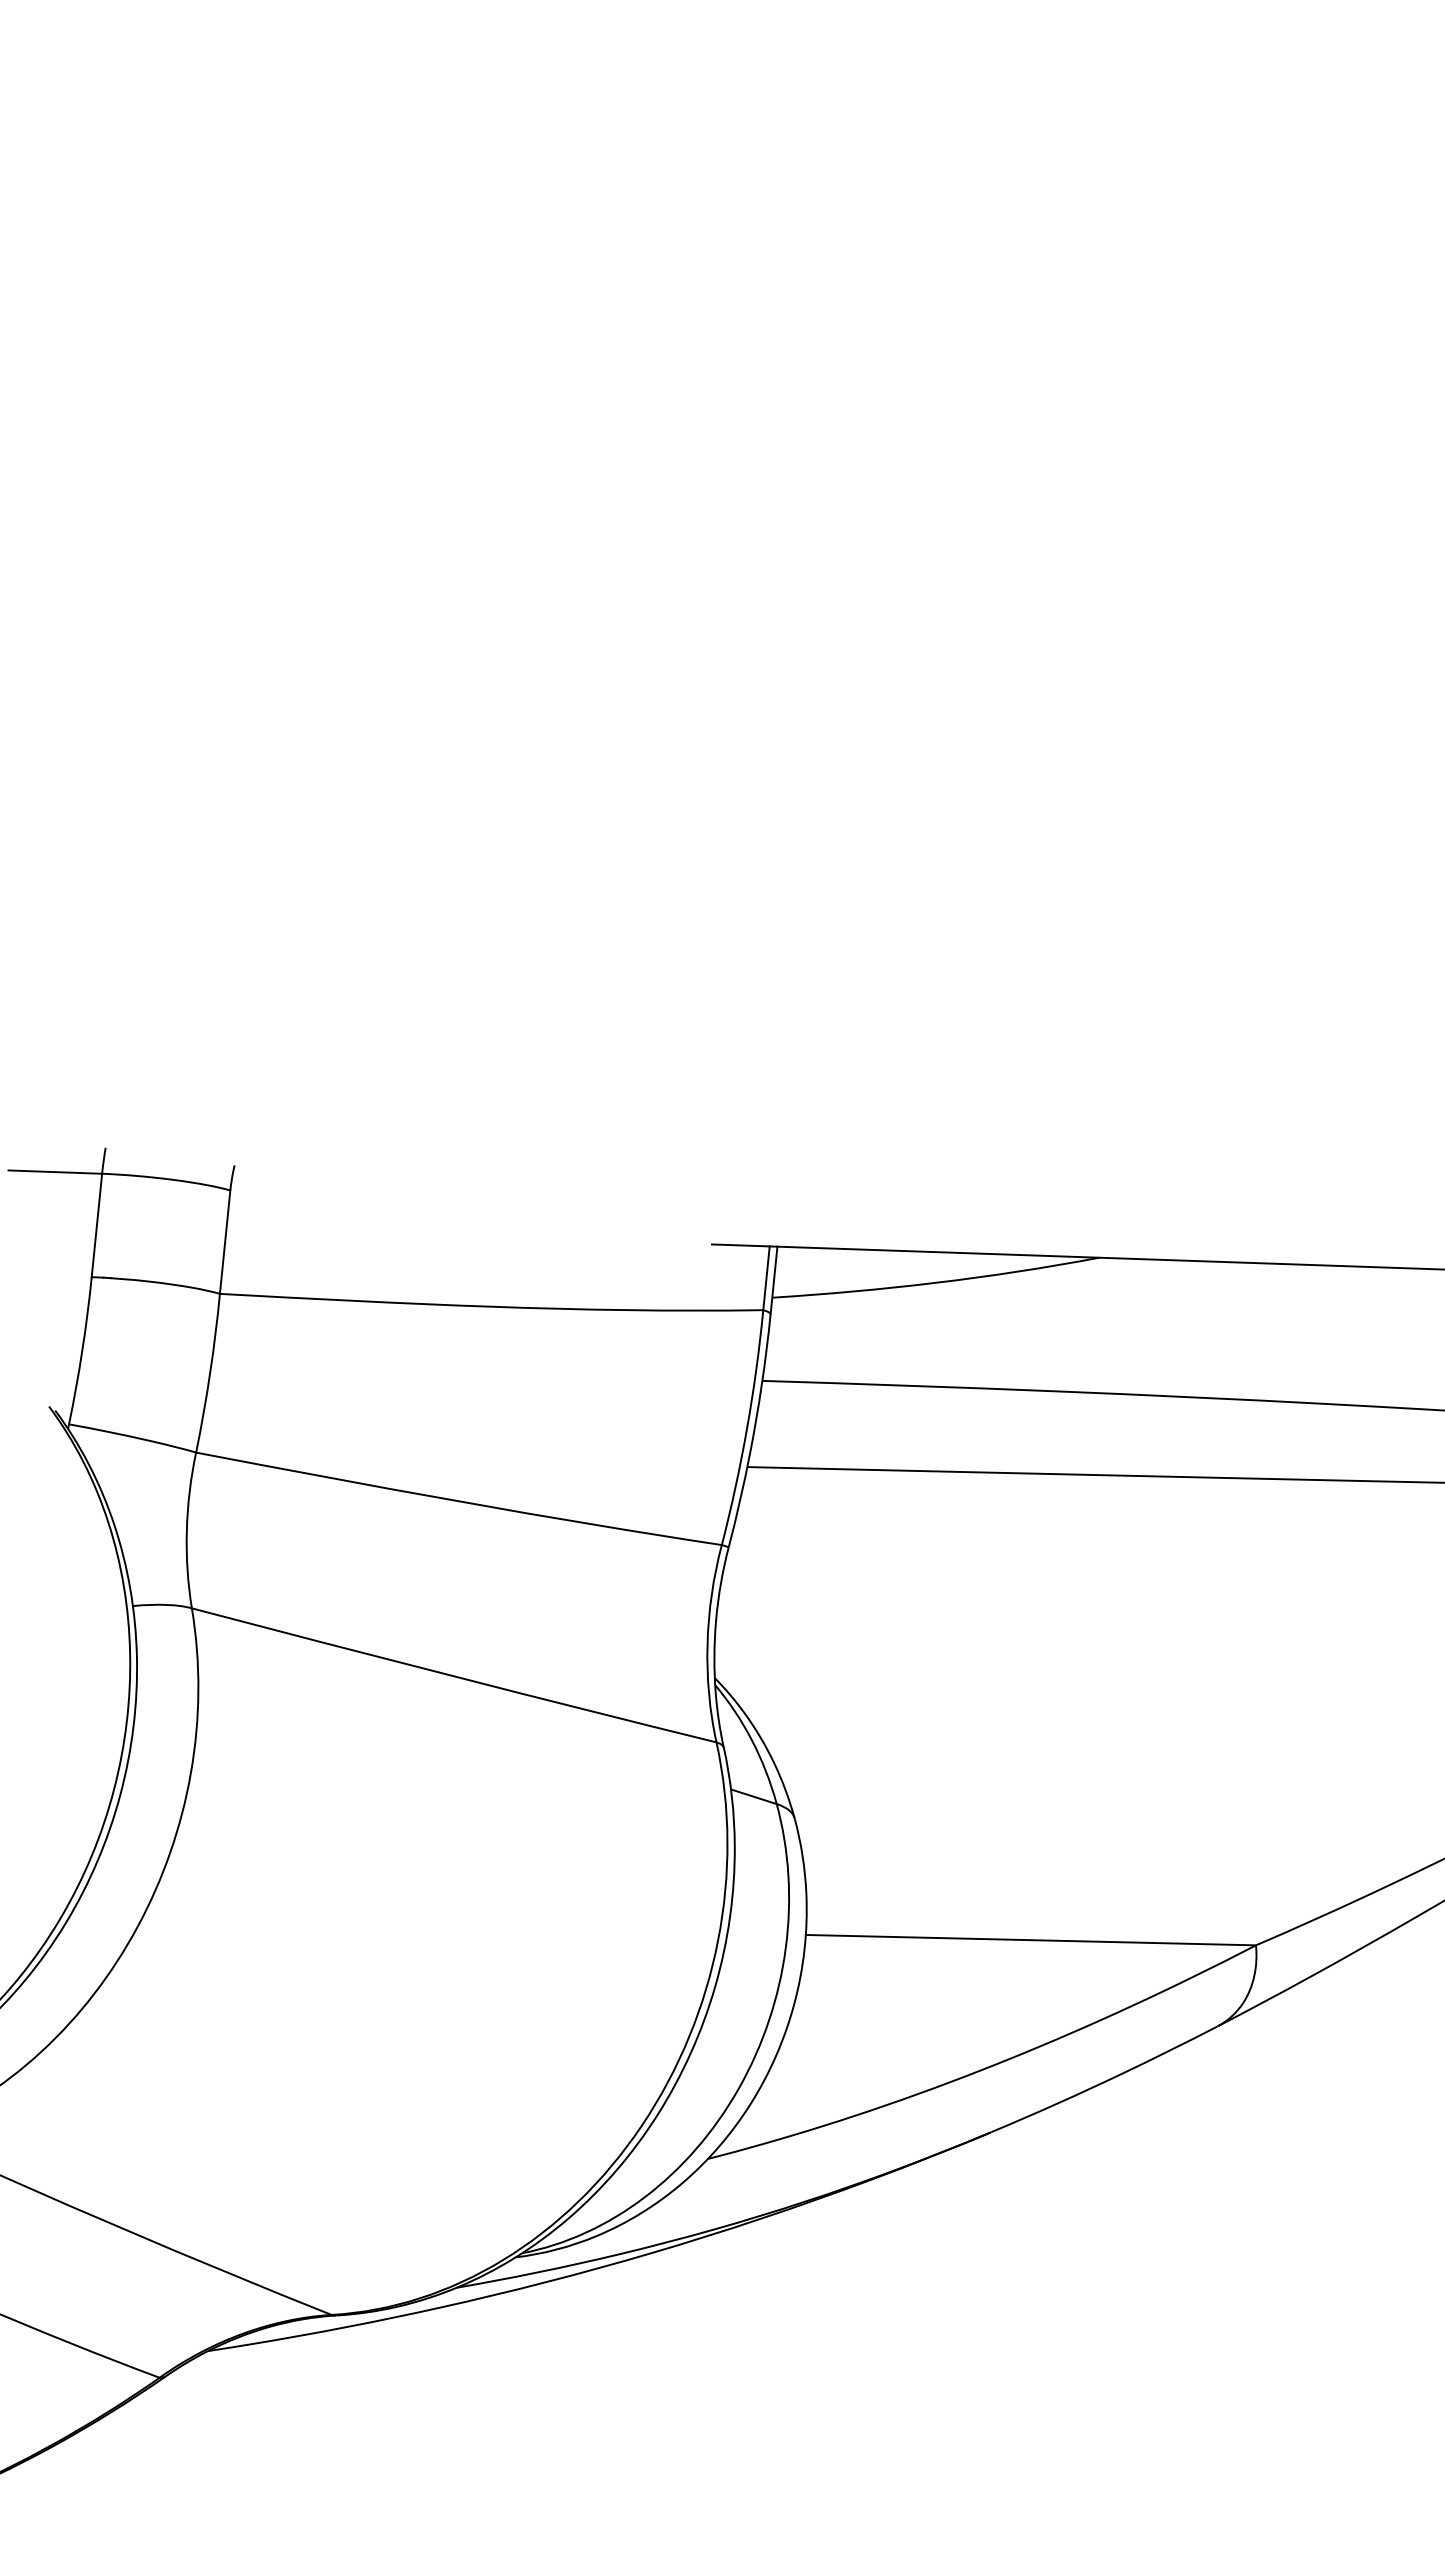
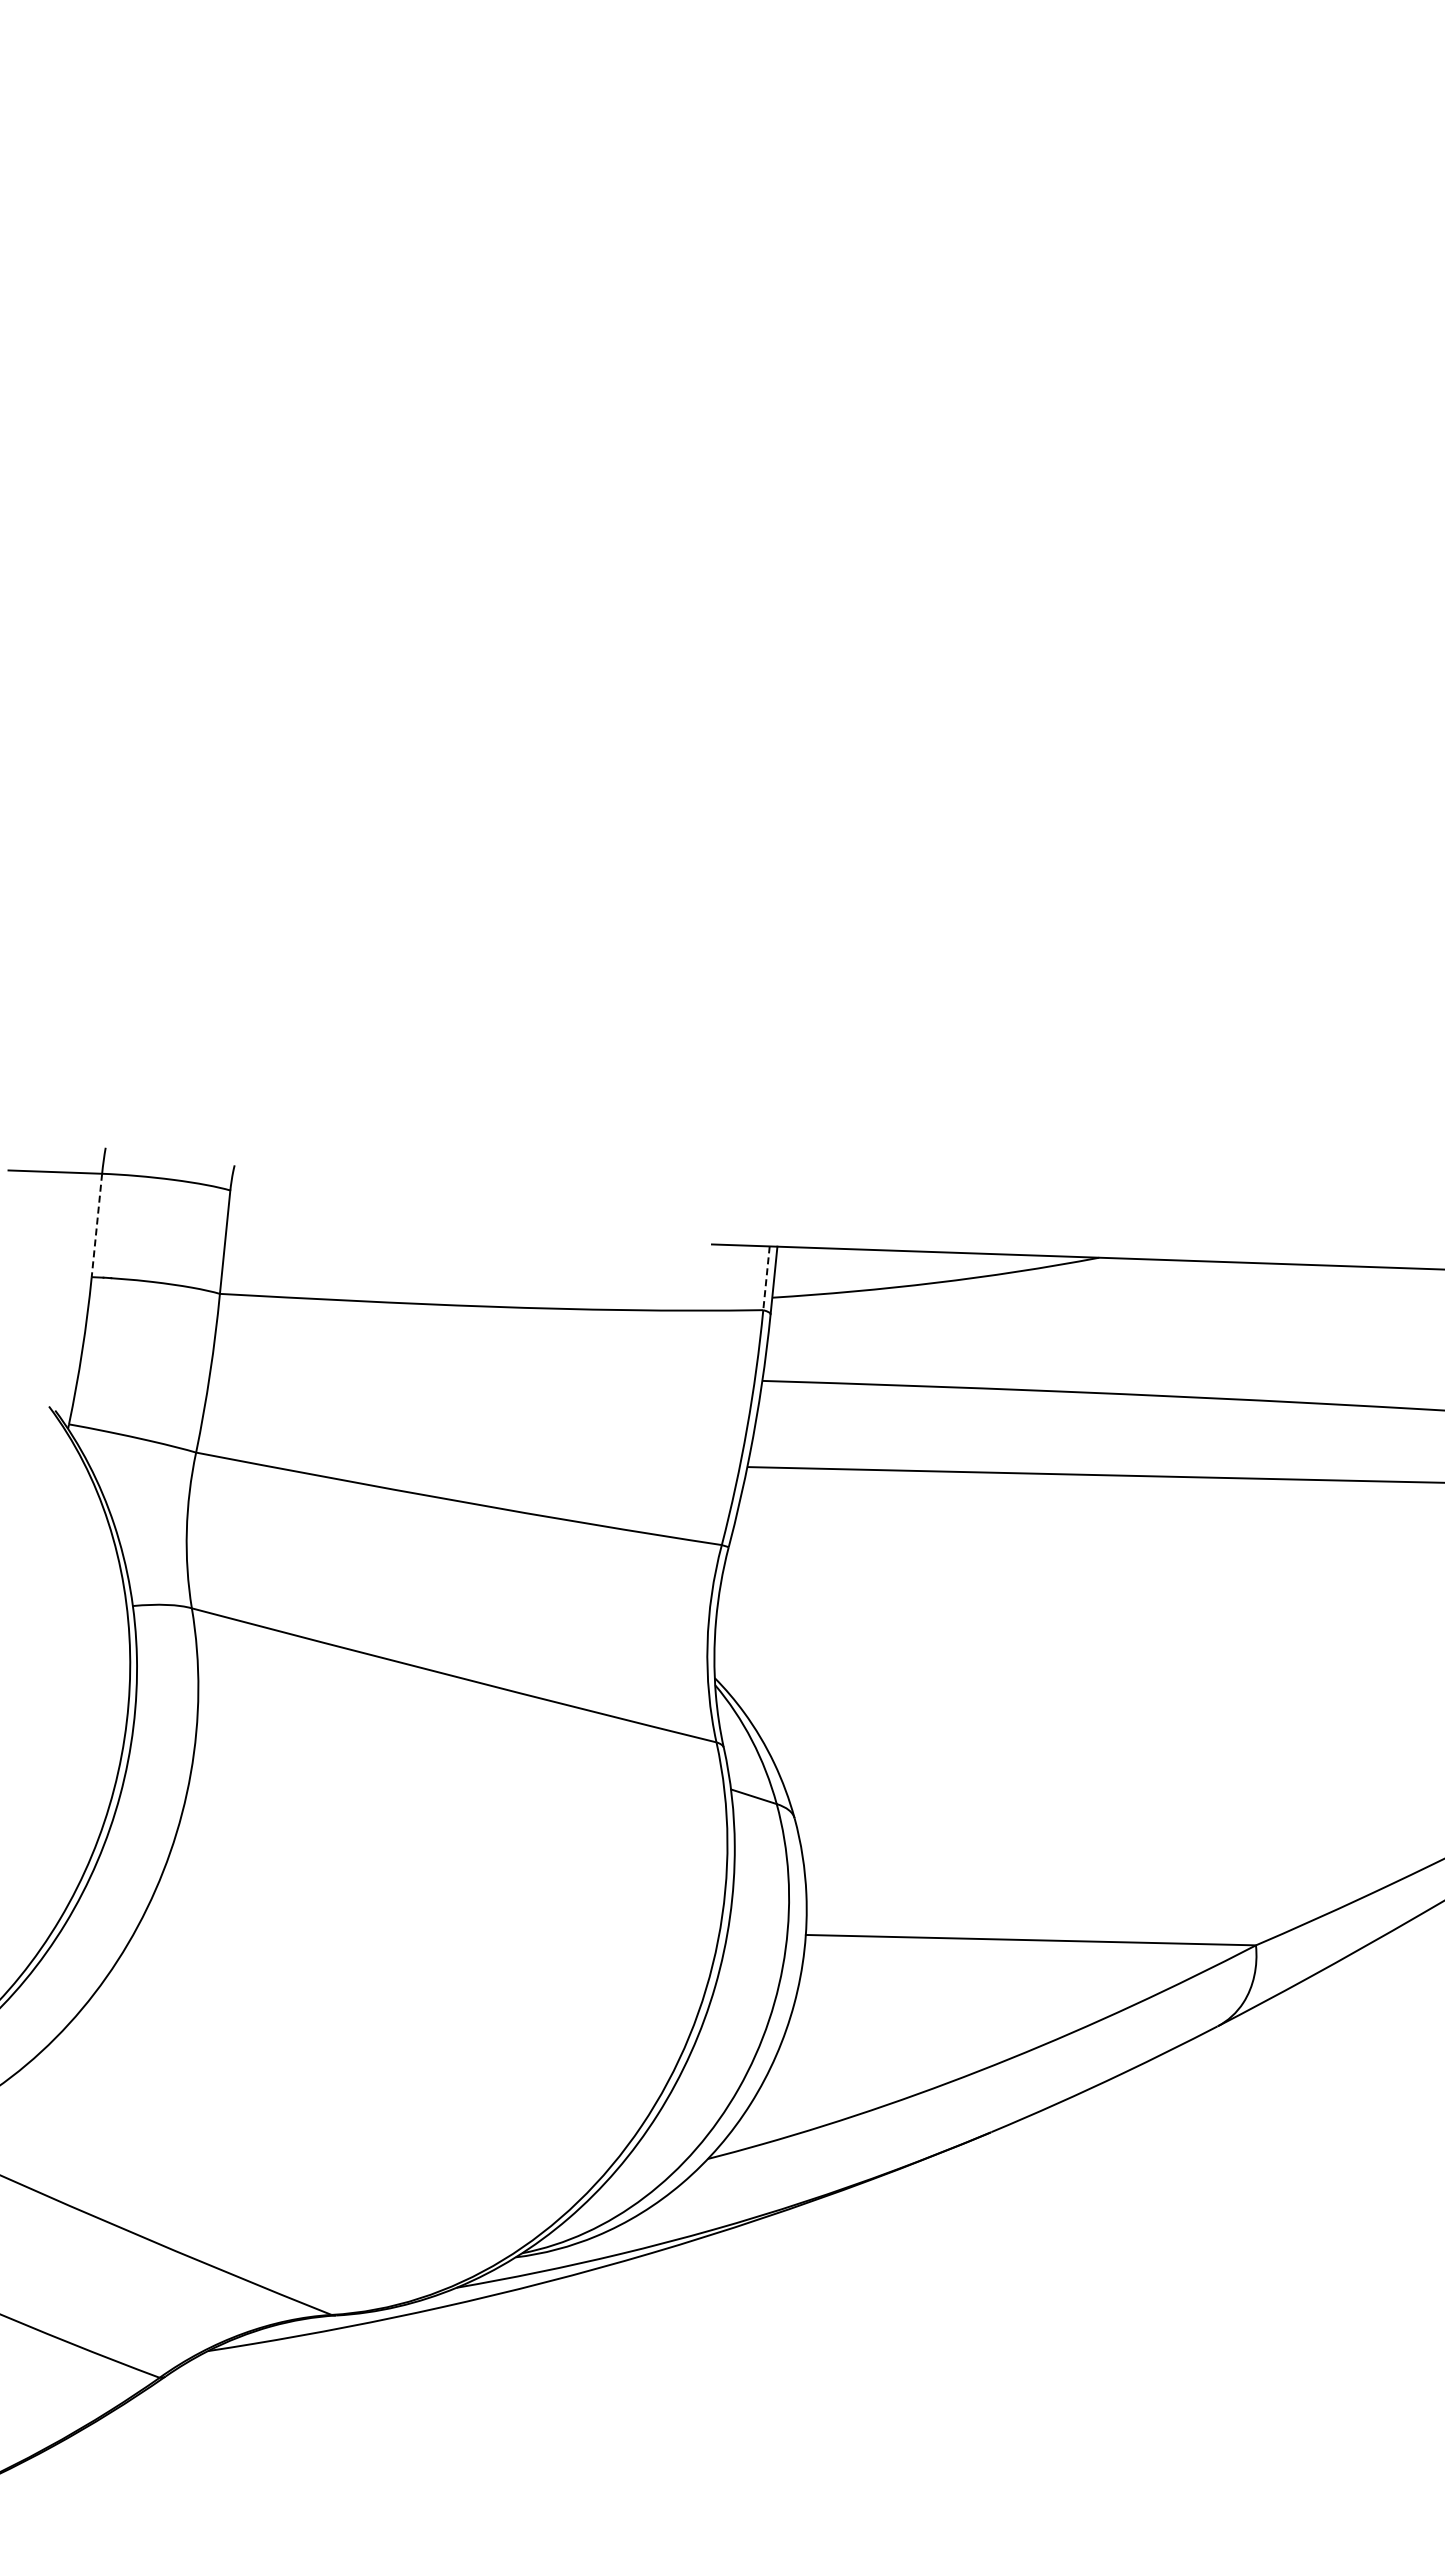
line: solid -> dashed (96, 1225)
line: solid -> dashed (766, 1278)
